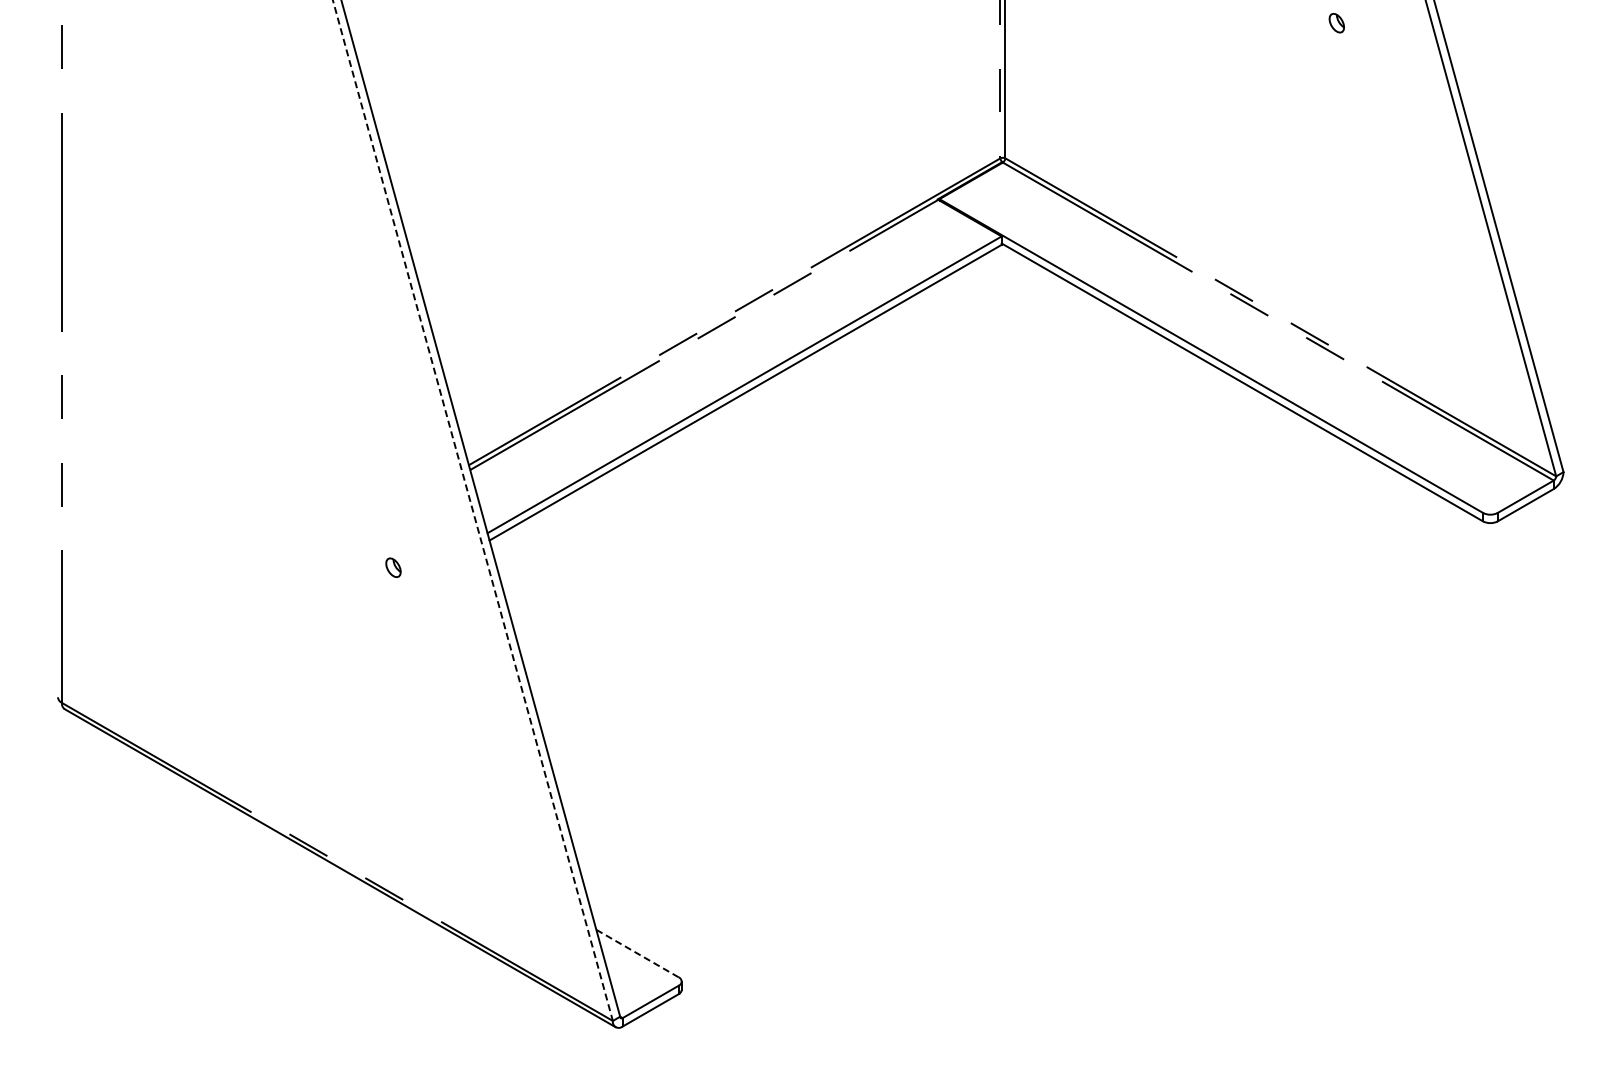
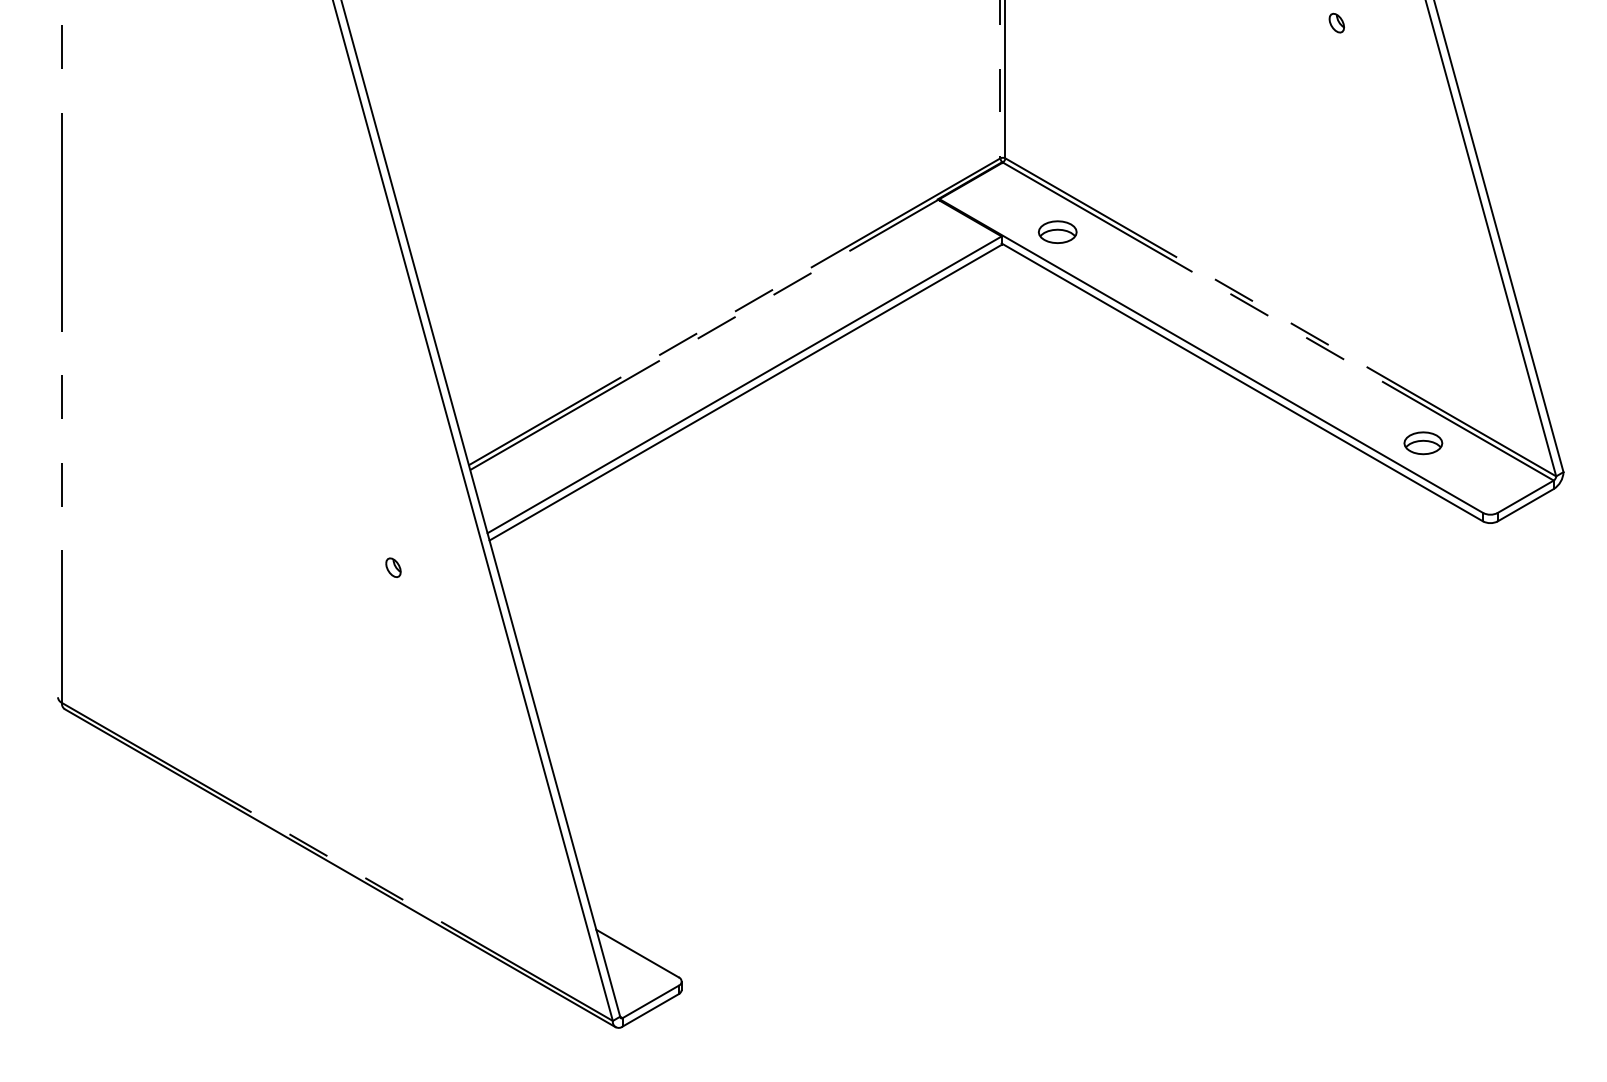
part: none -> present (1057, 231)
part: none -> present (1423, 443)
line: dashed -> solid (473, 511)
line: dashed -> solid (637, 953)
